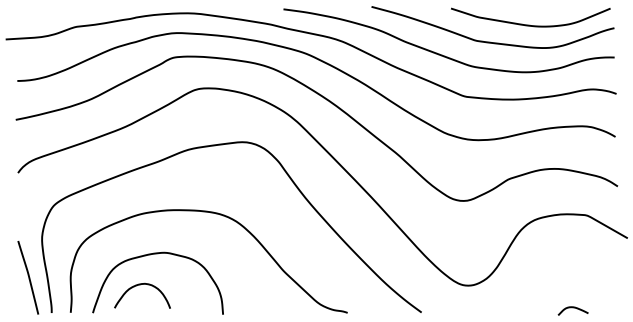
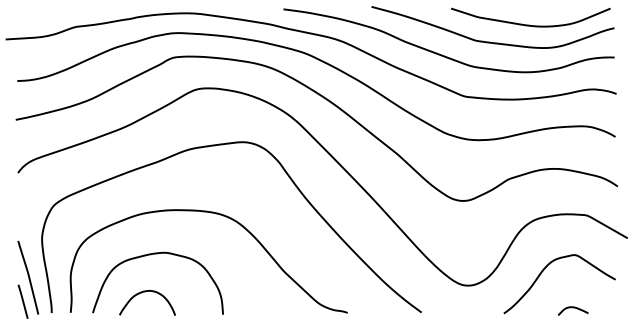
curve: none -> present (544, 270)
curve position: (140, 285) -> (145, 292) (145, 292)
line: none -> present (22, 301)
